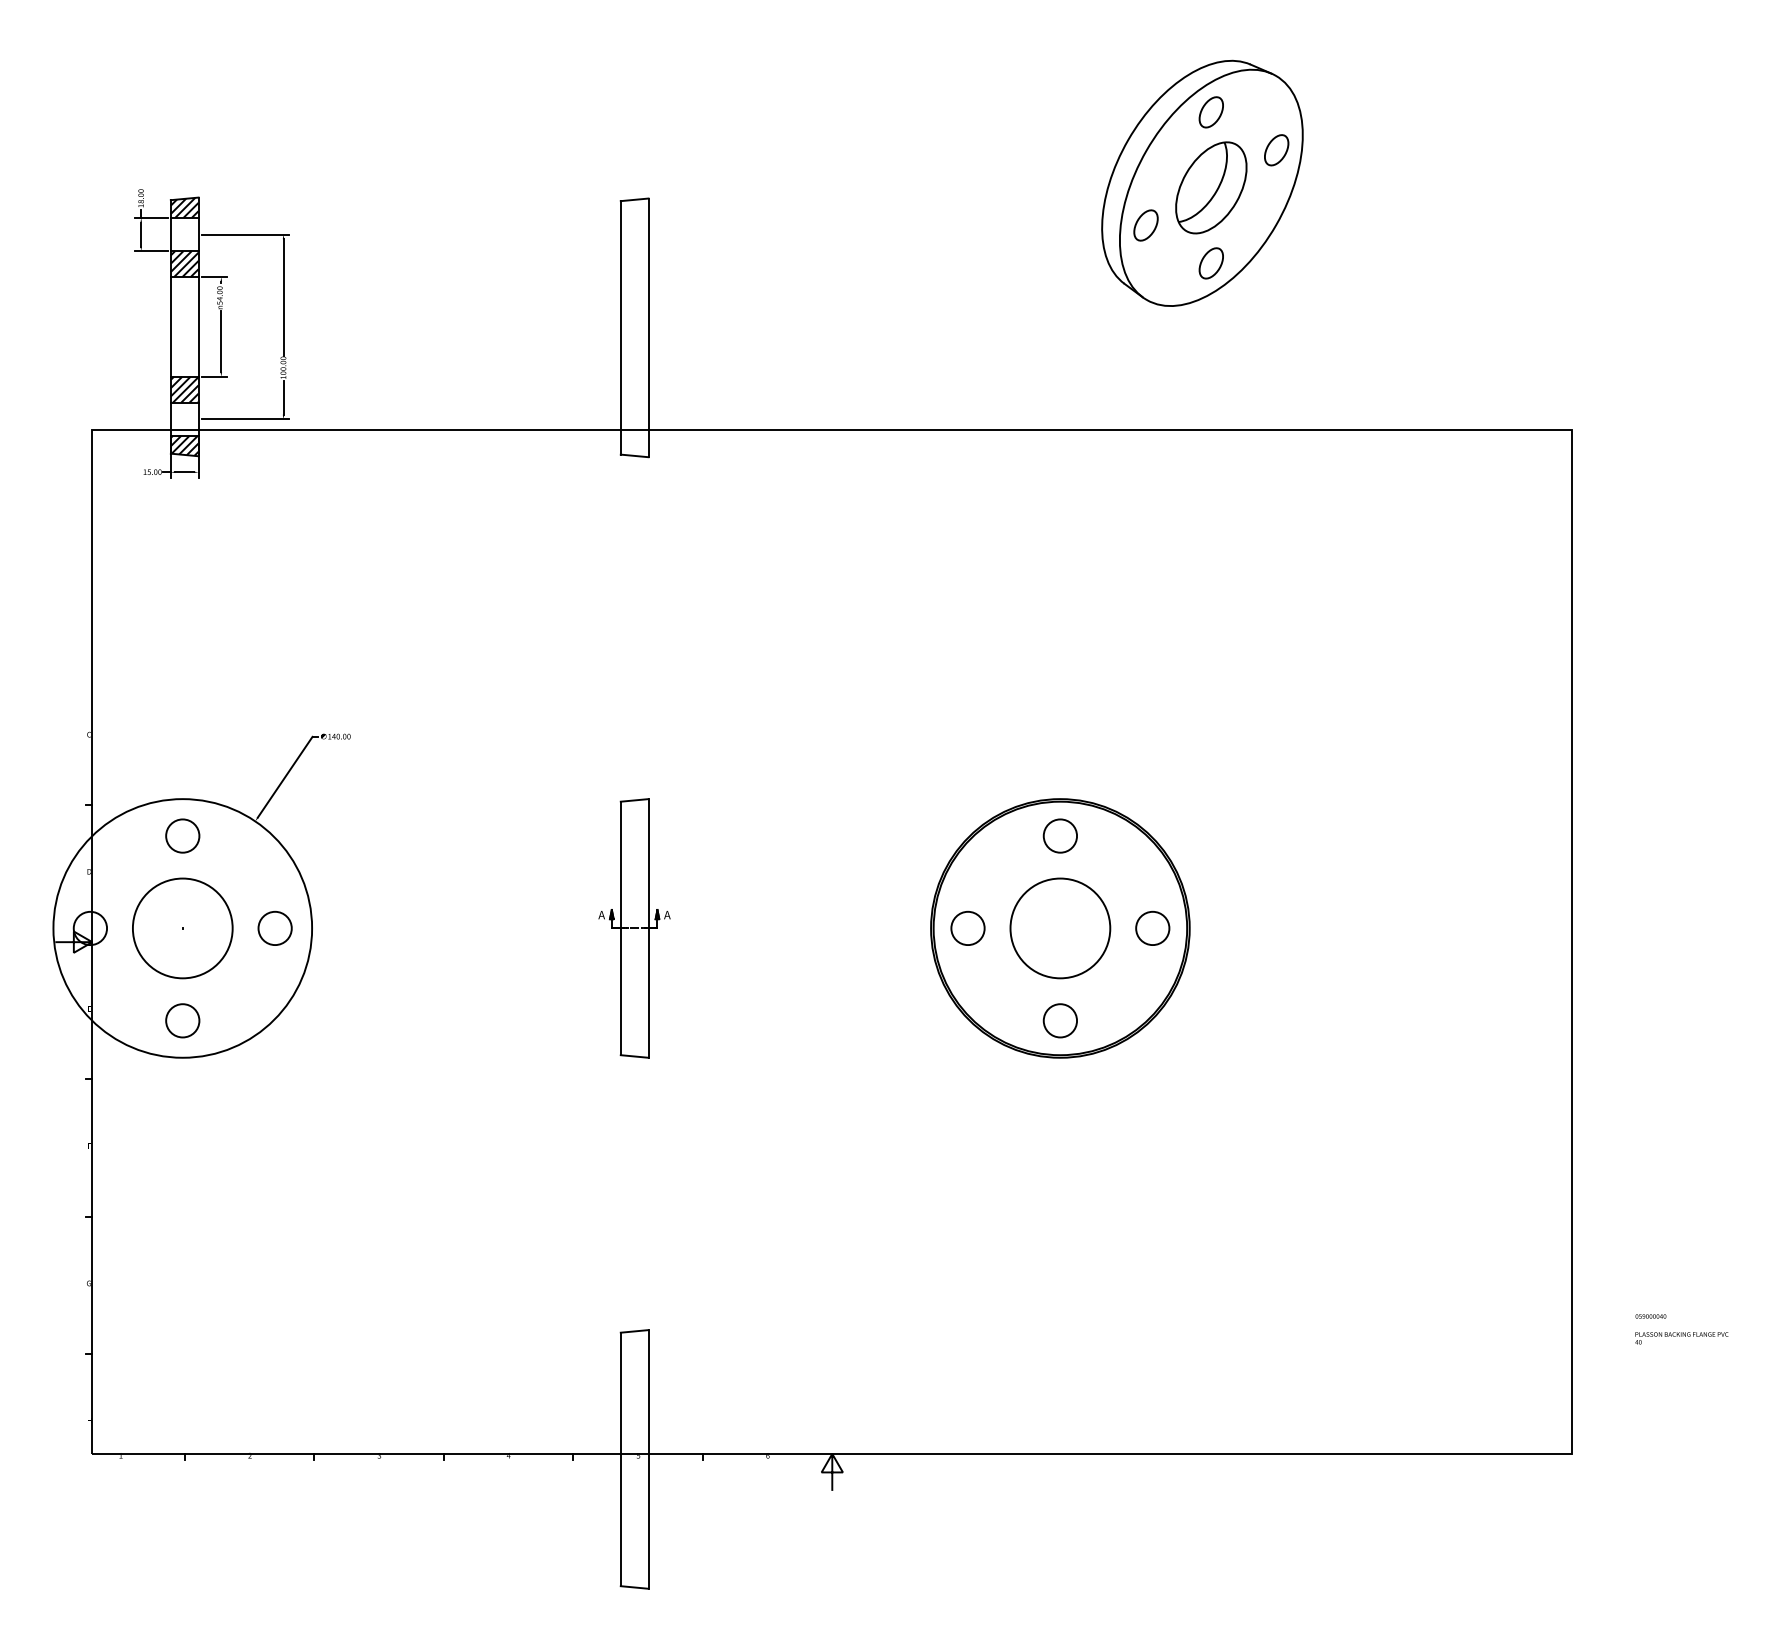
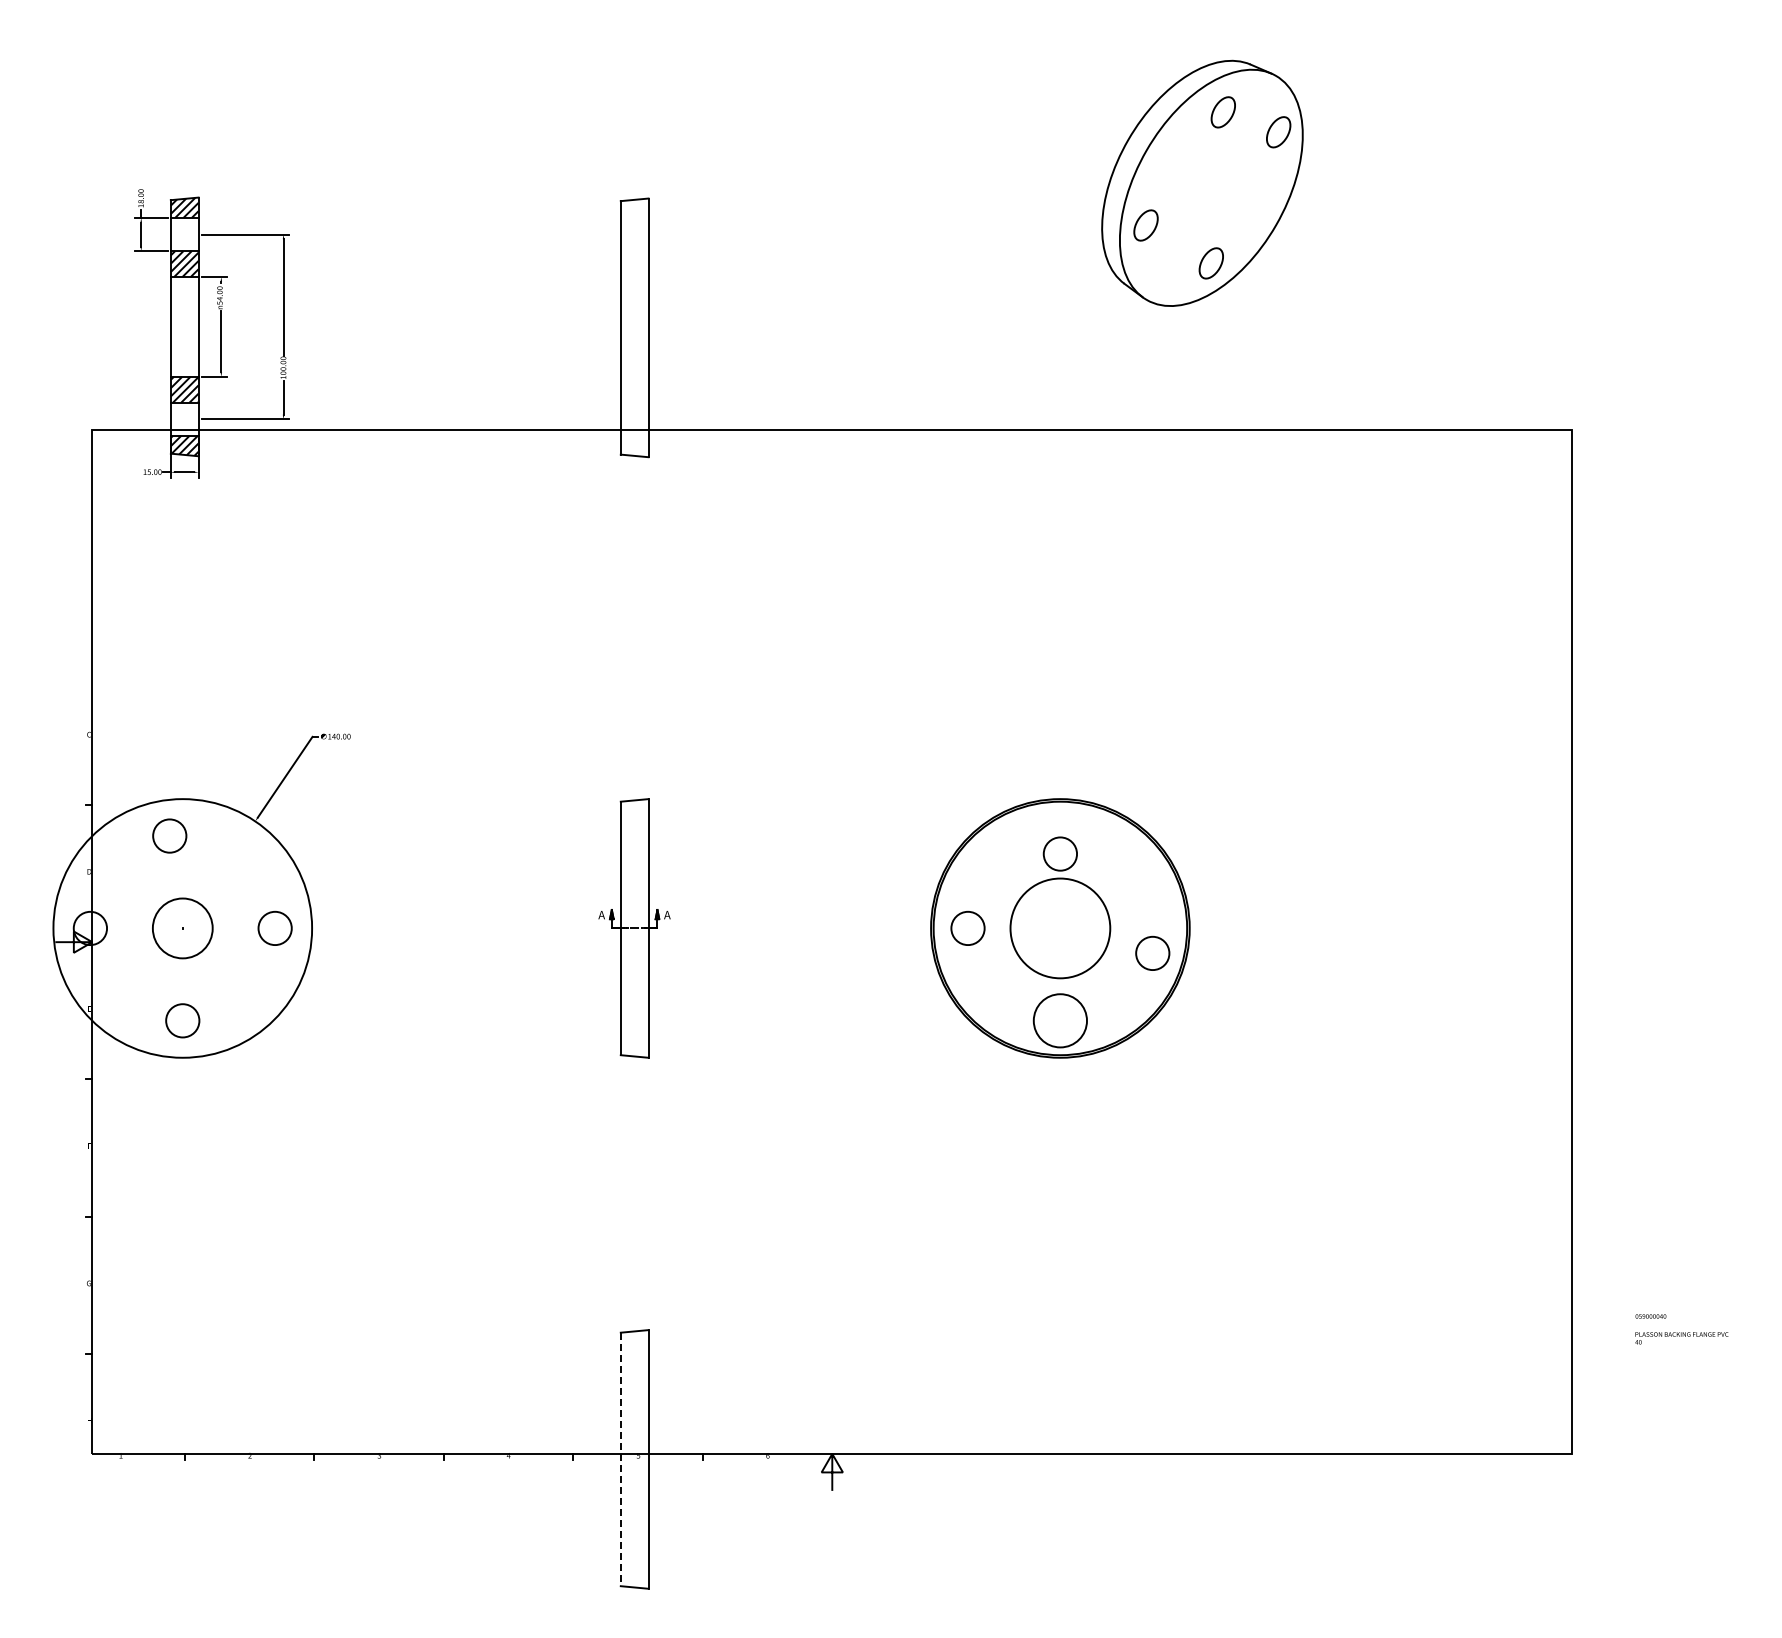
part position: (1210, 112) -> (1222, 112) (1222, 112)
part position: (1276, 150) -> (1278, 132) (1278, 132)
part: present -> none (1211, 187)
circle position: (182, 835) -> (169, 835) (169, 835)
circle position: (1059, 835) -> (1059, 853) (1059, 853)
circle position: (1152, 927) -> (1152, 952) (1152, 952)
circle diameter: 100 px -> 60 px (182, 928)
circle diameter: 33 px -> 53 px (1060, 1020)
line: solid -> dashed (620, 1459)
